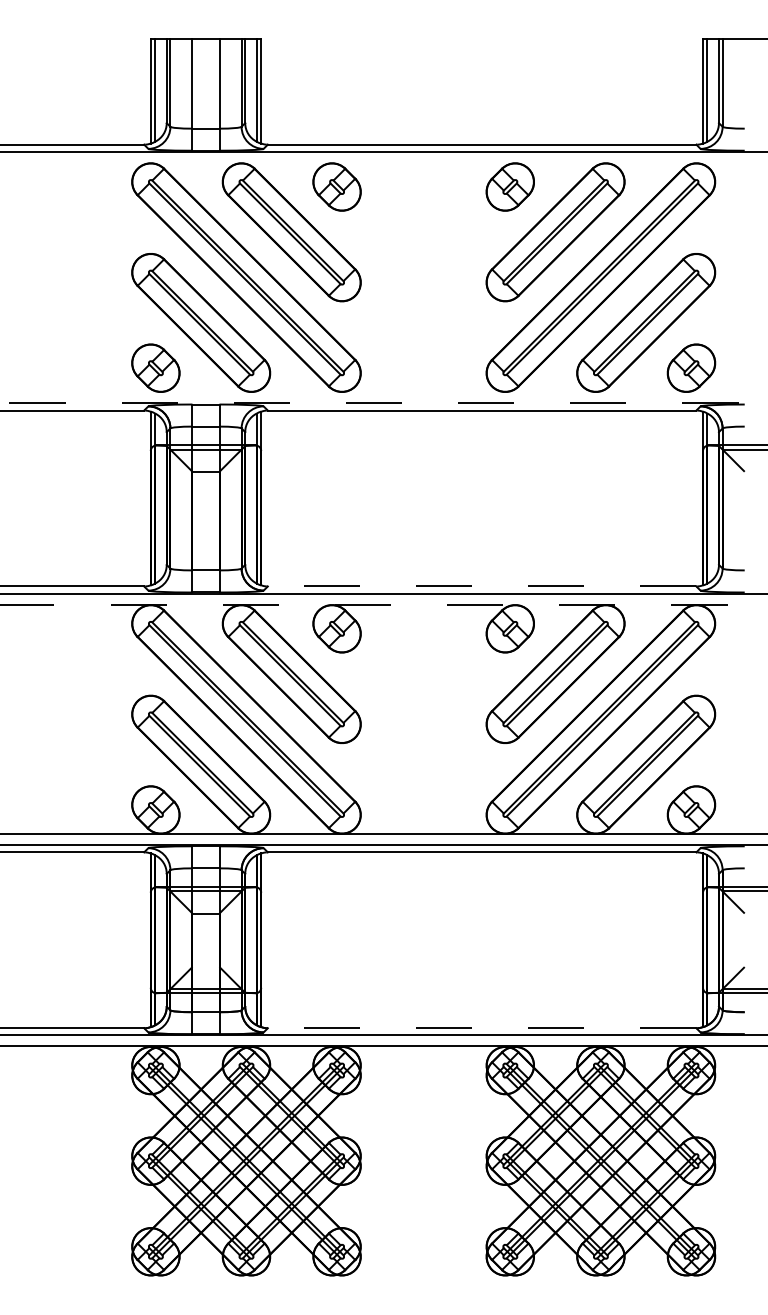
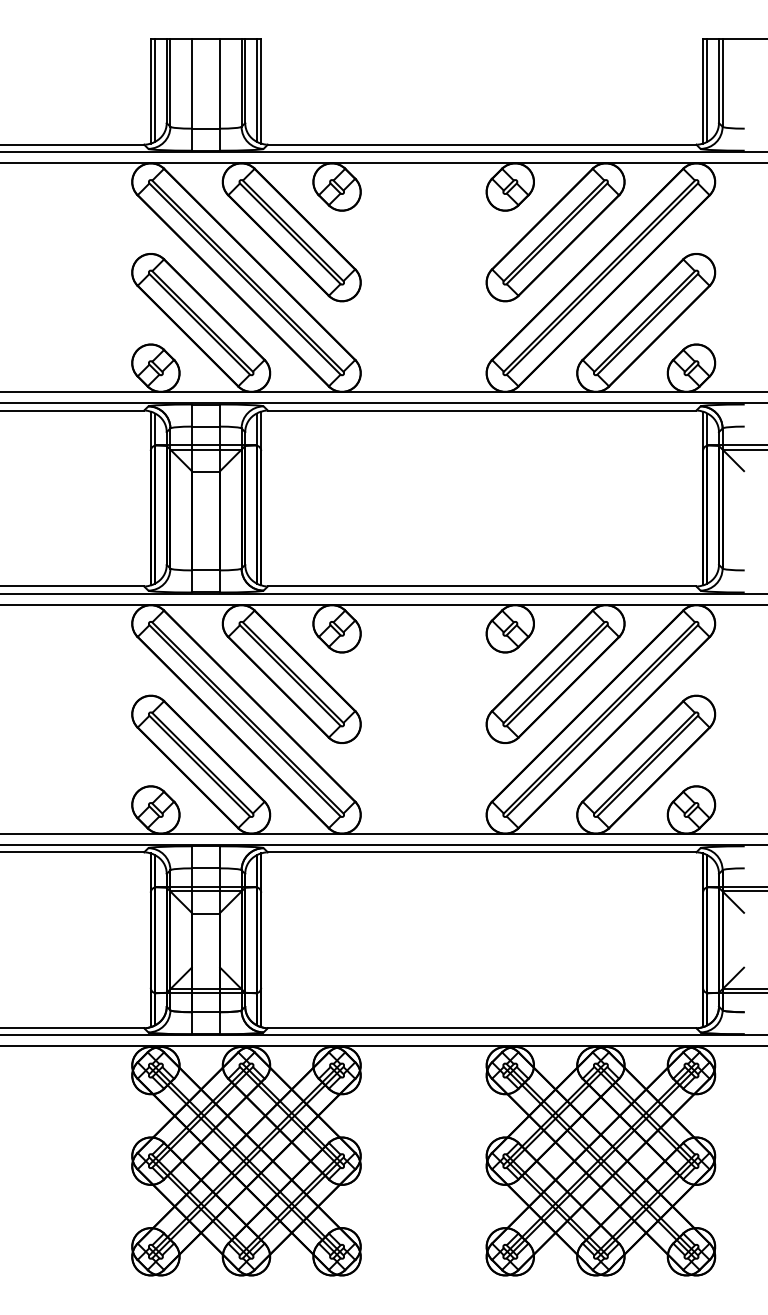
line: none -> present (383, 162)
line: none -> present (383, 392)
line: dashed -> solid (384, 403)
line: dashed -> solid (481, 586)
line: dashed -> solid (383, 604)
line: dashed -> solid (481, 1028)
